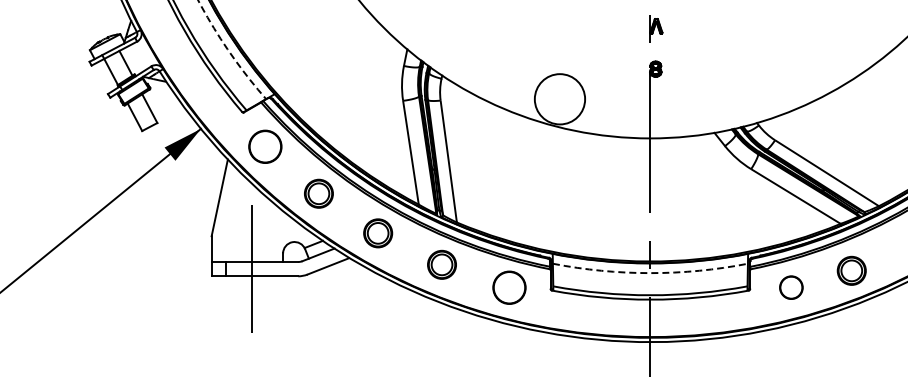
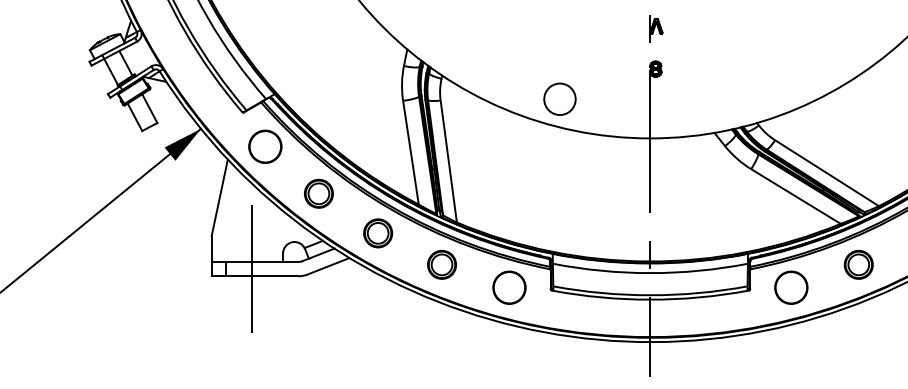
arc: dashed -> solid (229, 51)
circle diameter: 50 px -> 31 px (559, 99)
part position: (851, 270) -> (858, 264) (858, 264)
arc: dashed -> solid (650, 273)
circle size: 25x25 px -> 35x35 px (791, 287)
